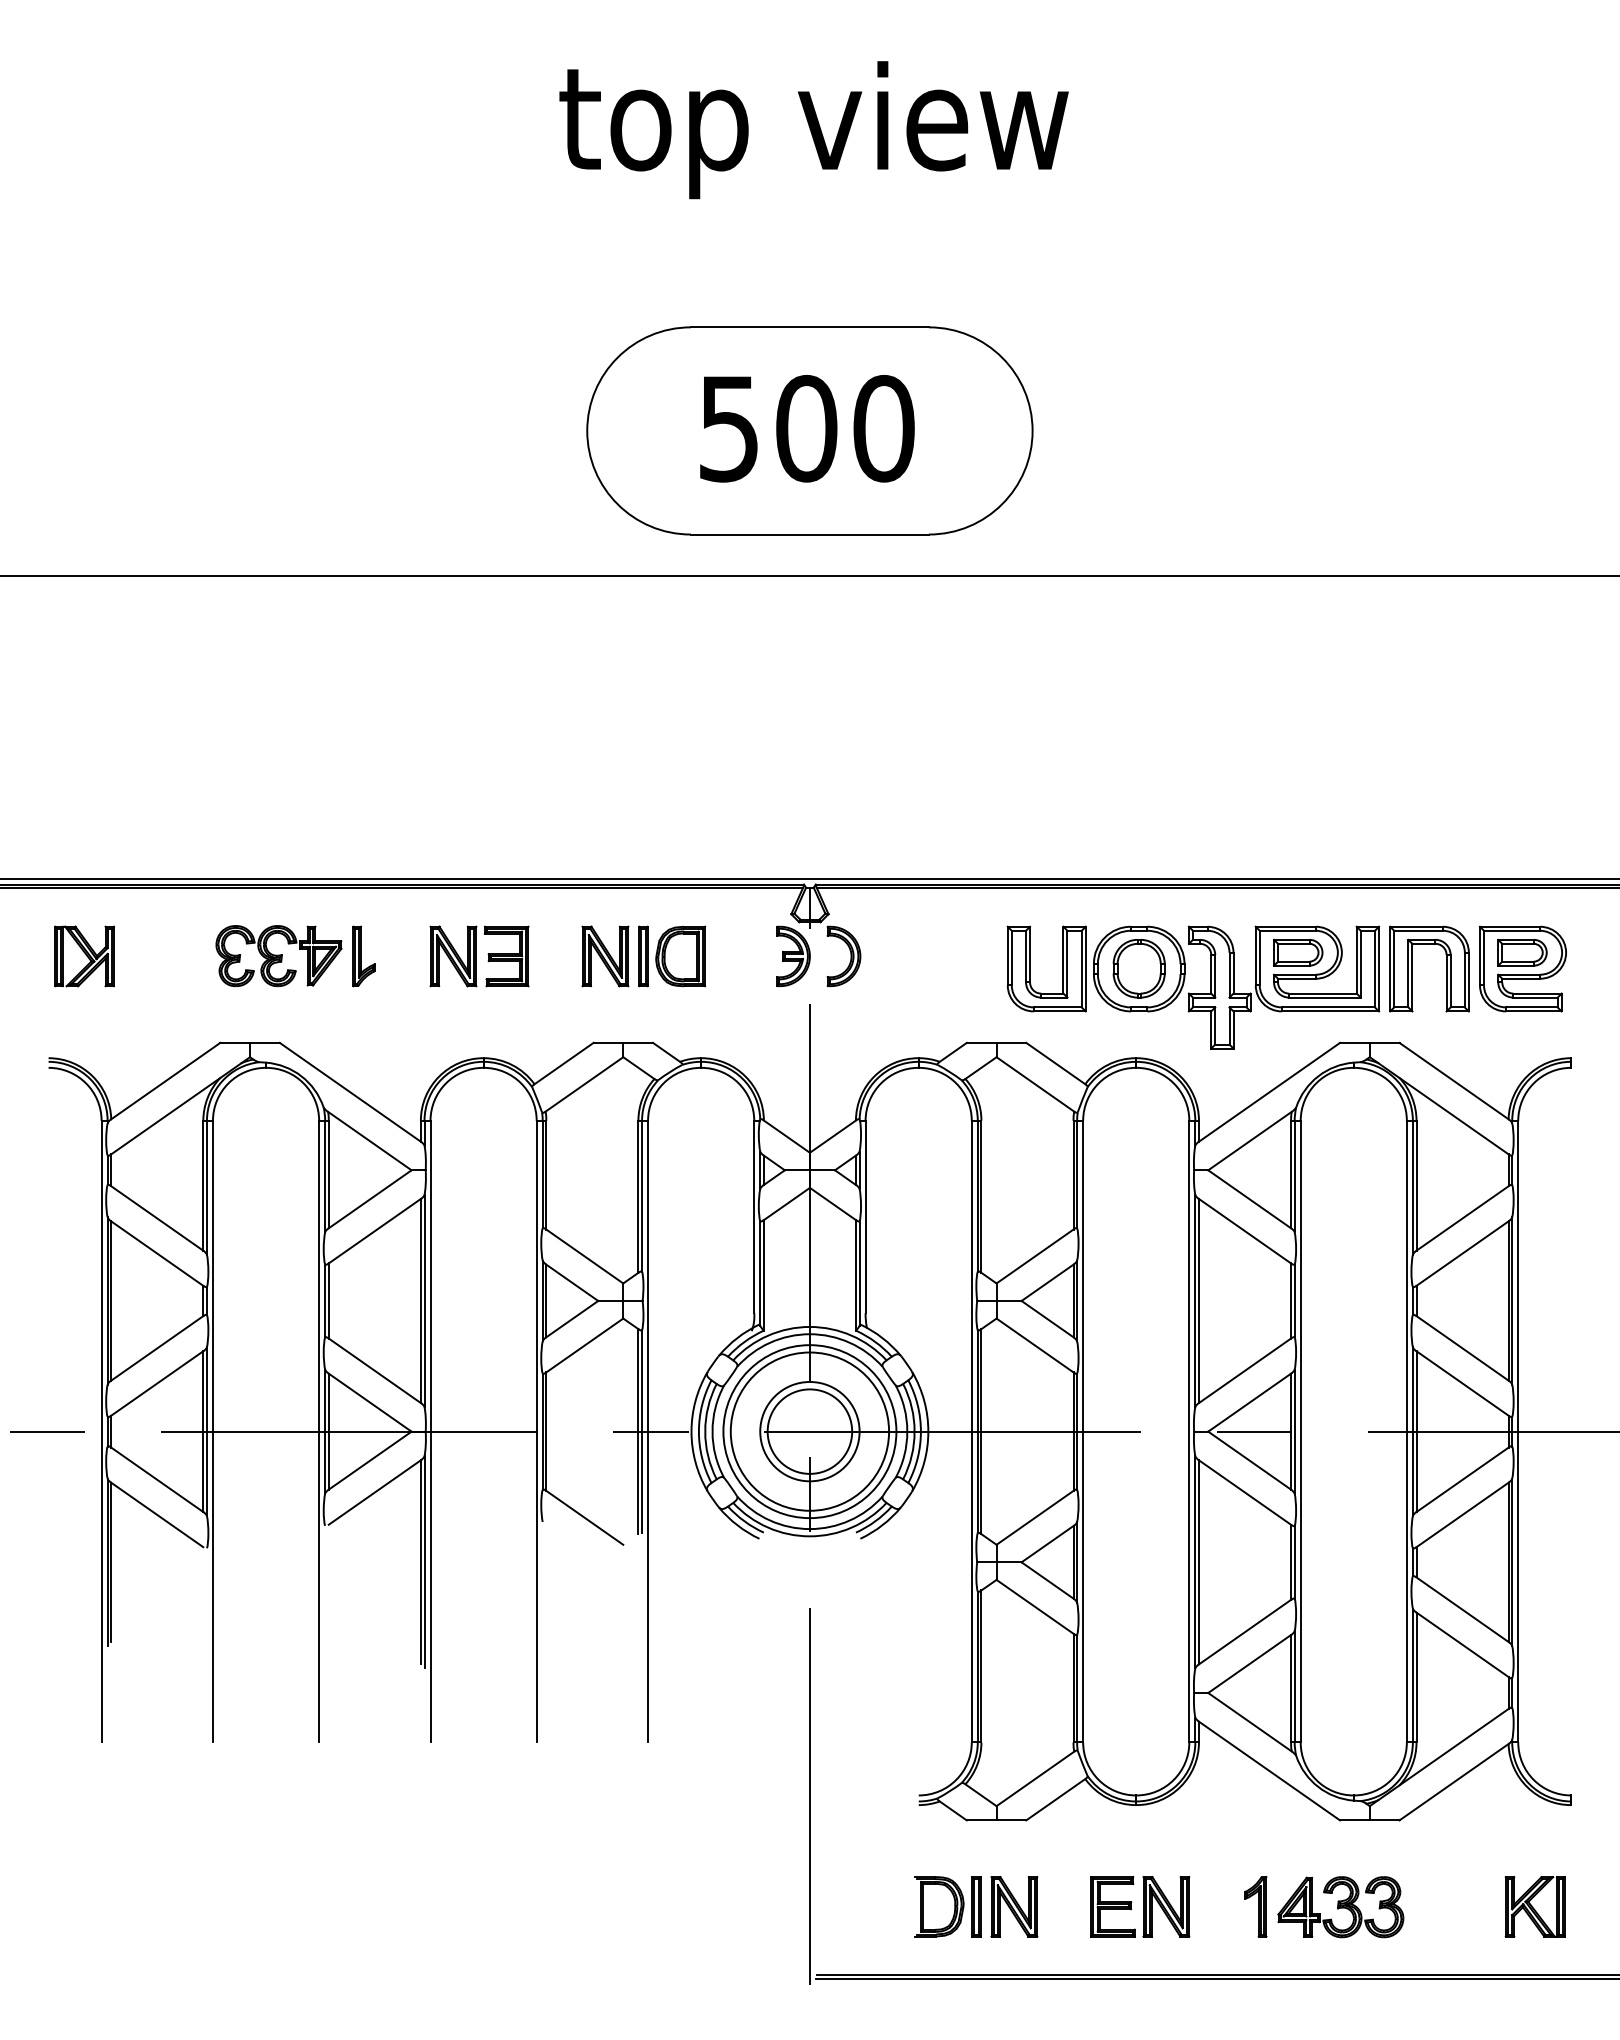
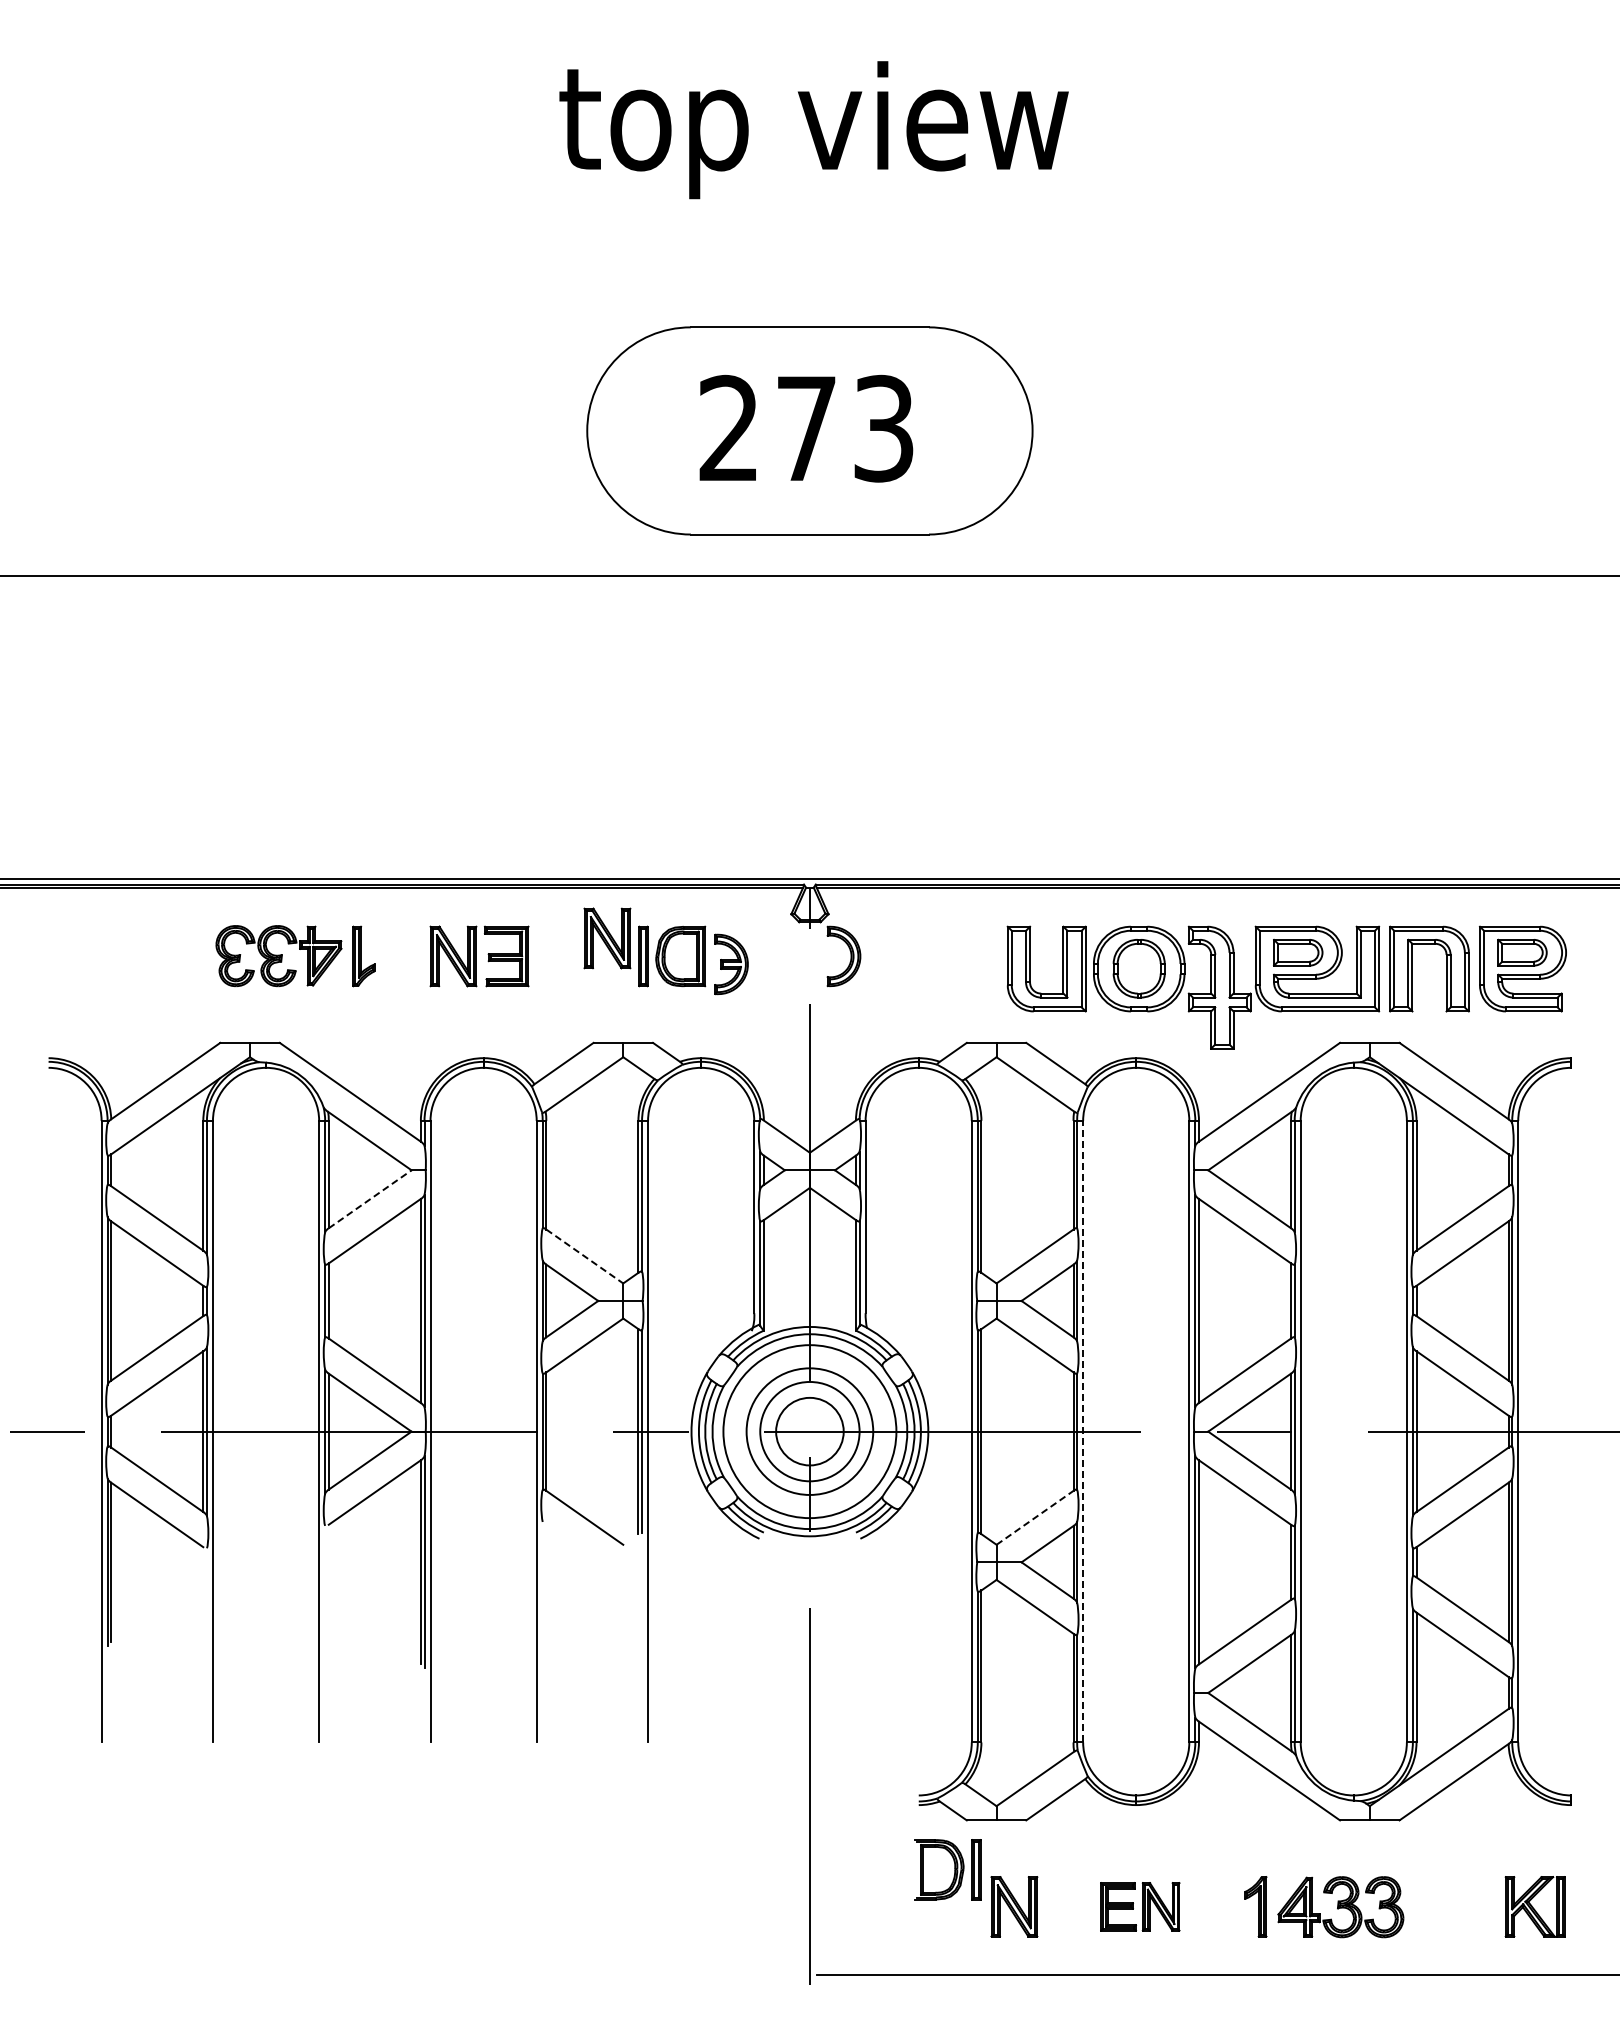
text: 500 -> 273 (806, 428)
part: present -> none (84, 956)
part position: (605, 956) -> (607, 938) (607, 938)
part position: (793, 956) -> (731, 964) (731, 964)
line: solid -> dashed (370, 1199)
line: solid -> dashed (584, 1256)
circle diameter: 158 px -> 127 px (809, 1431)
circle diameter: 84 px -> 68 px (809, 1431)
line: solid -> dashed (1083, 1431)
line: solid -> dashed (1035, 1517)
part position: (947, 1906) -> (947, 1869) (947, 1869)
part size: 101x62 px -> 81x50 px (1140, 1906)
line: present -> none (1215, 1978)
